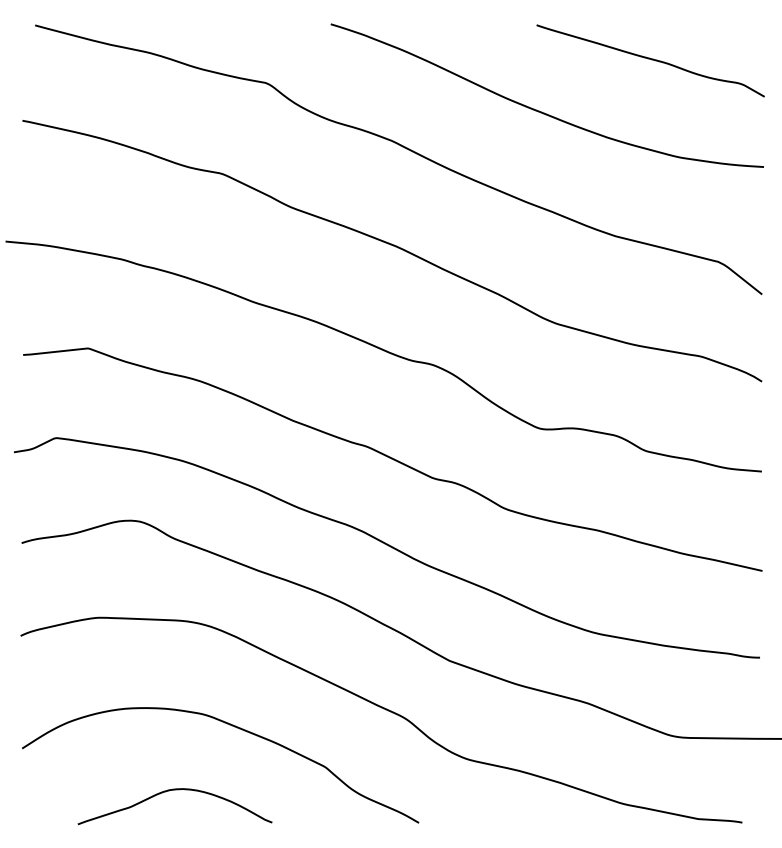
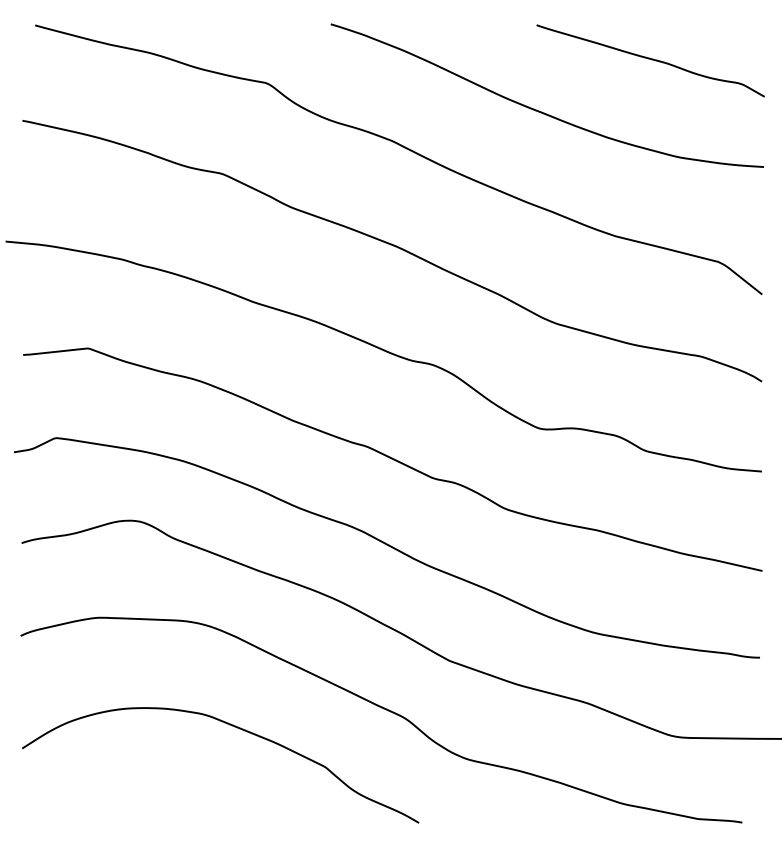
curve: present -> none (169, 791)
